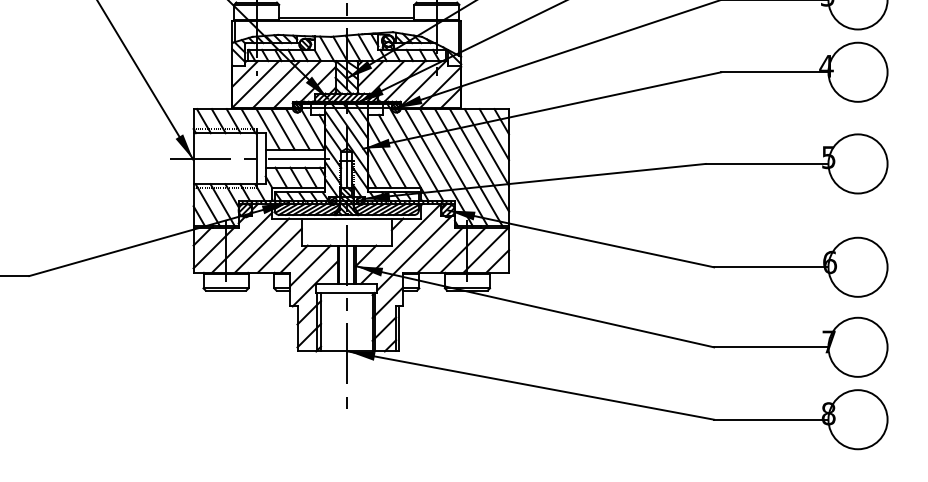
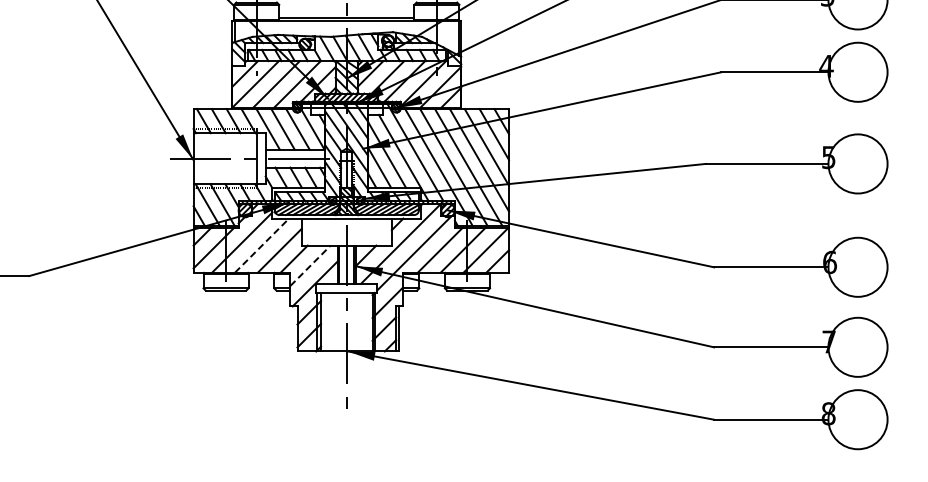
line: solid -> dashed (262, 245)
line: solid -> dashed (310, 265)
